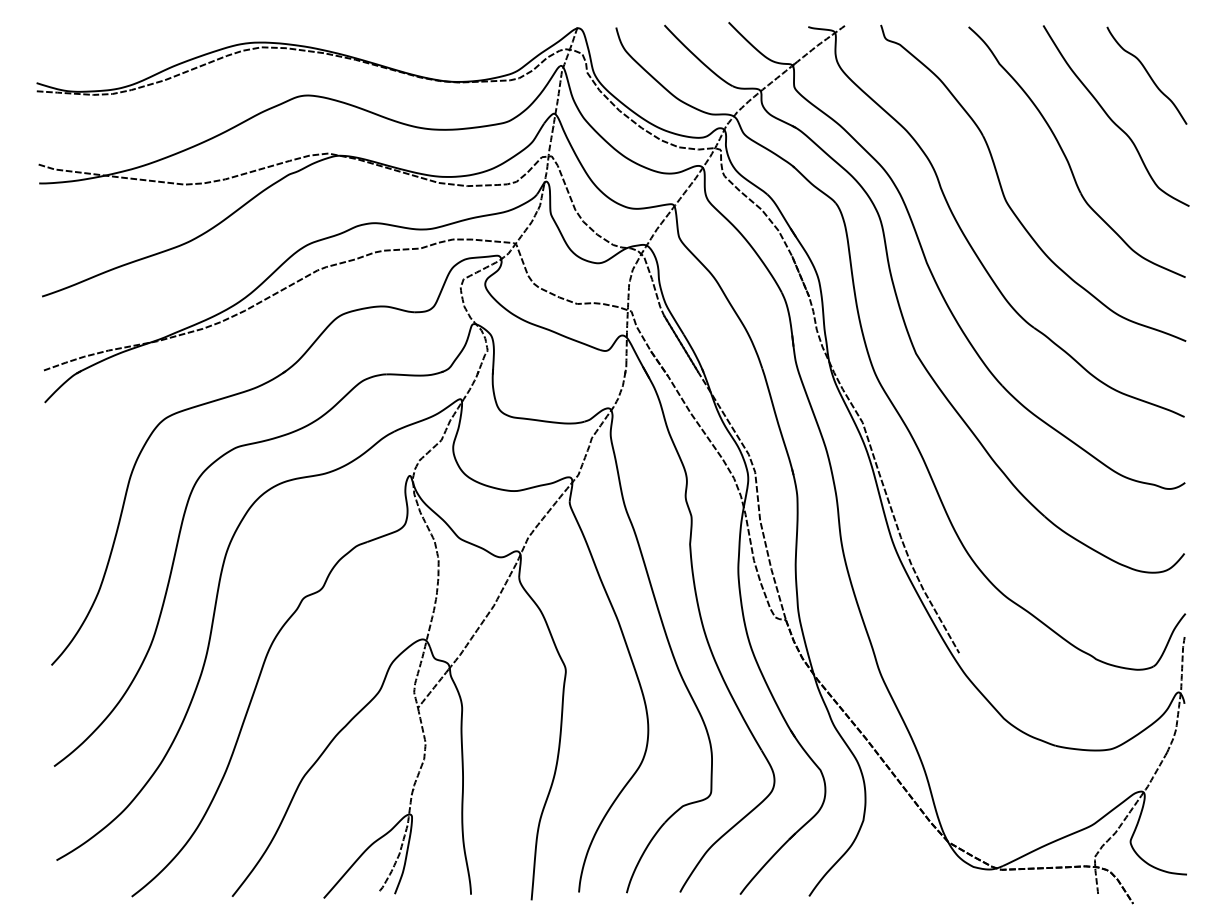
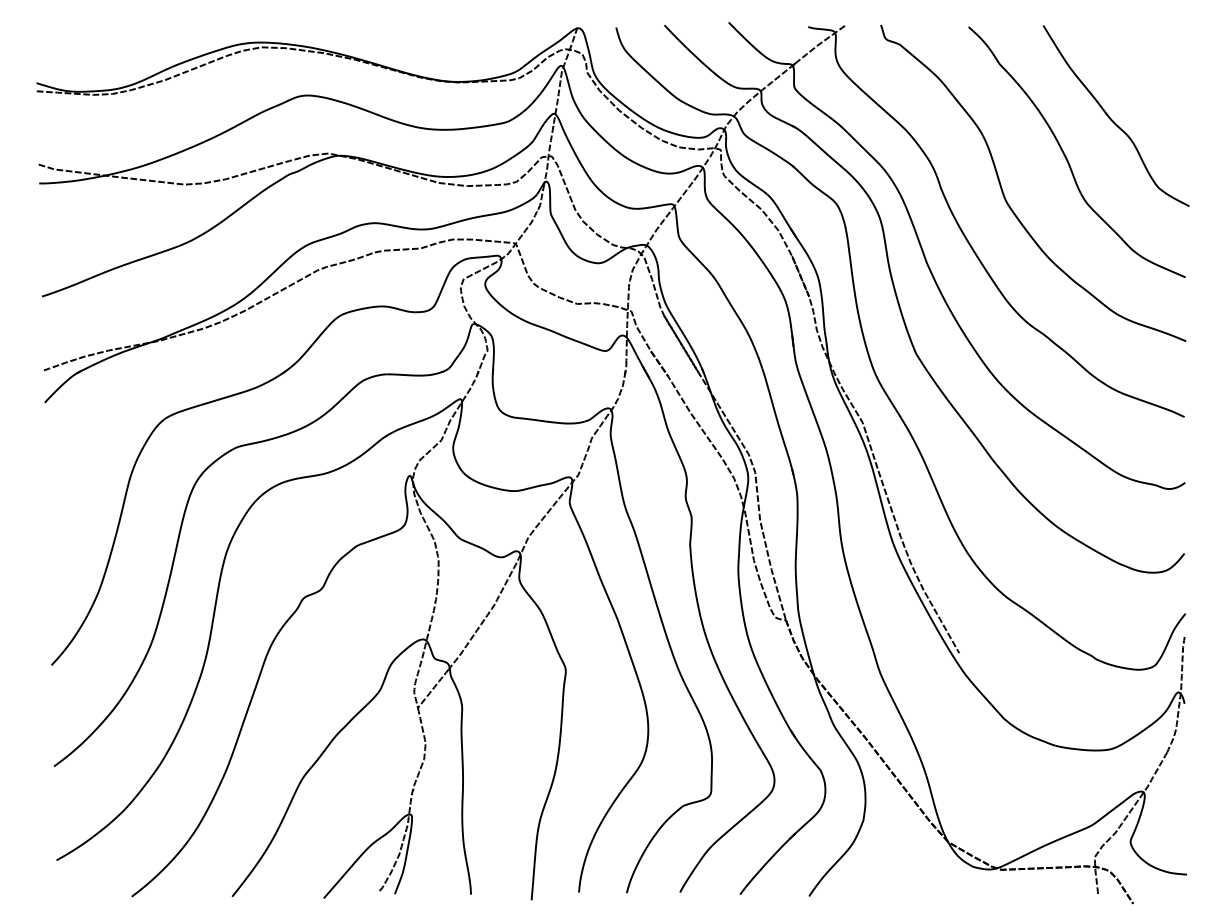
curve: present -> none (1147, 74)
